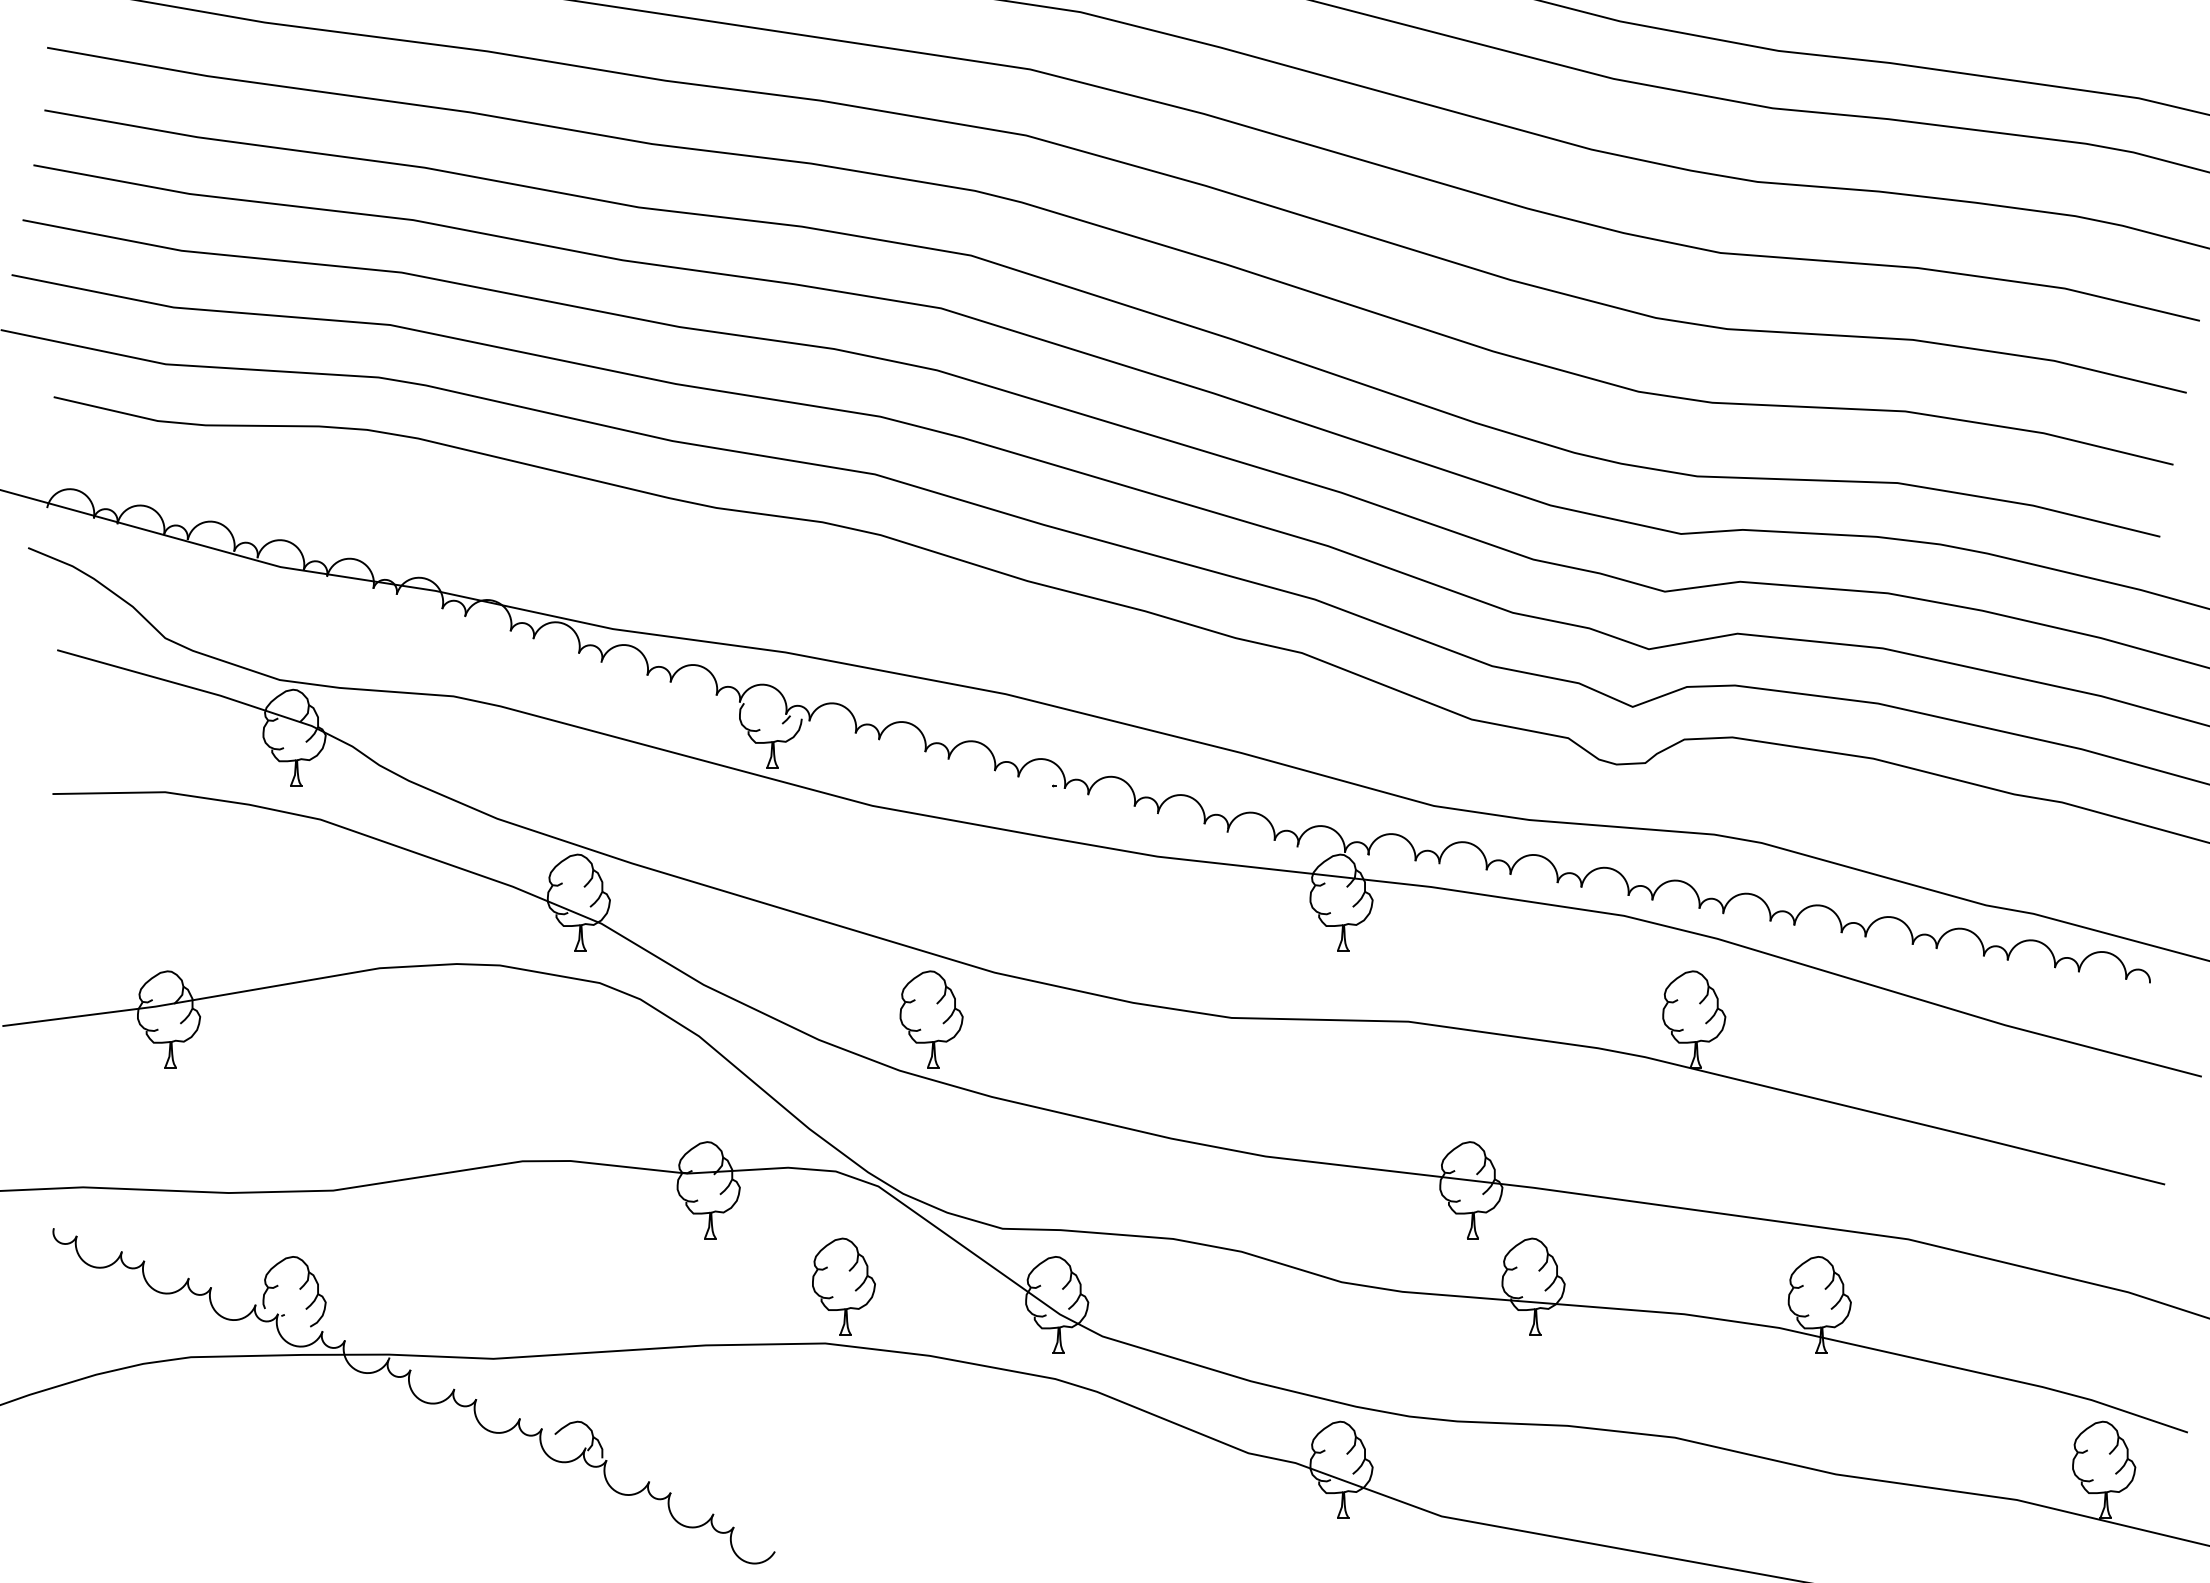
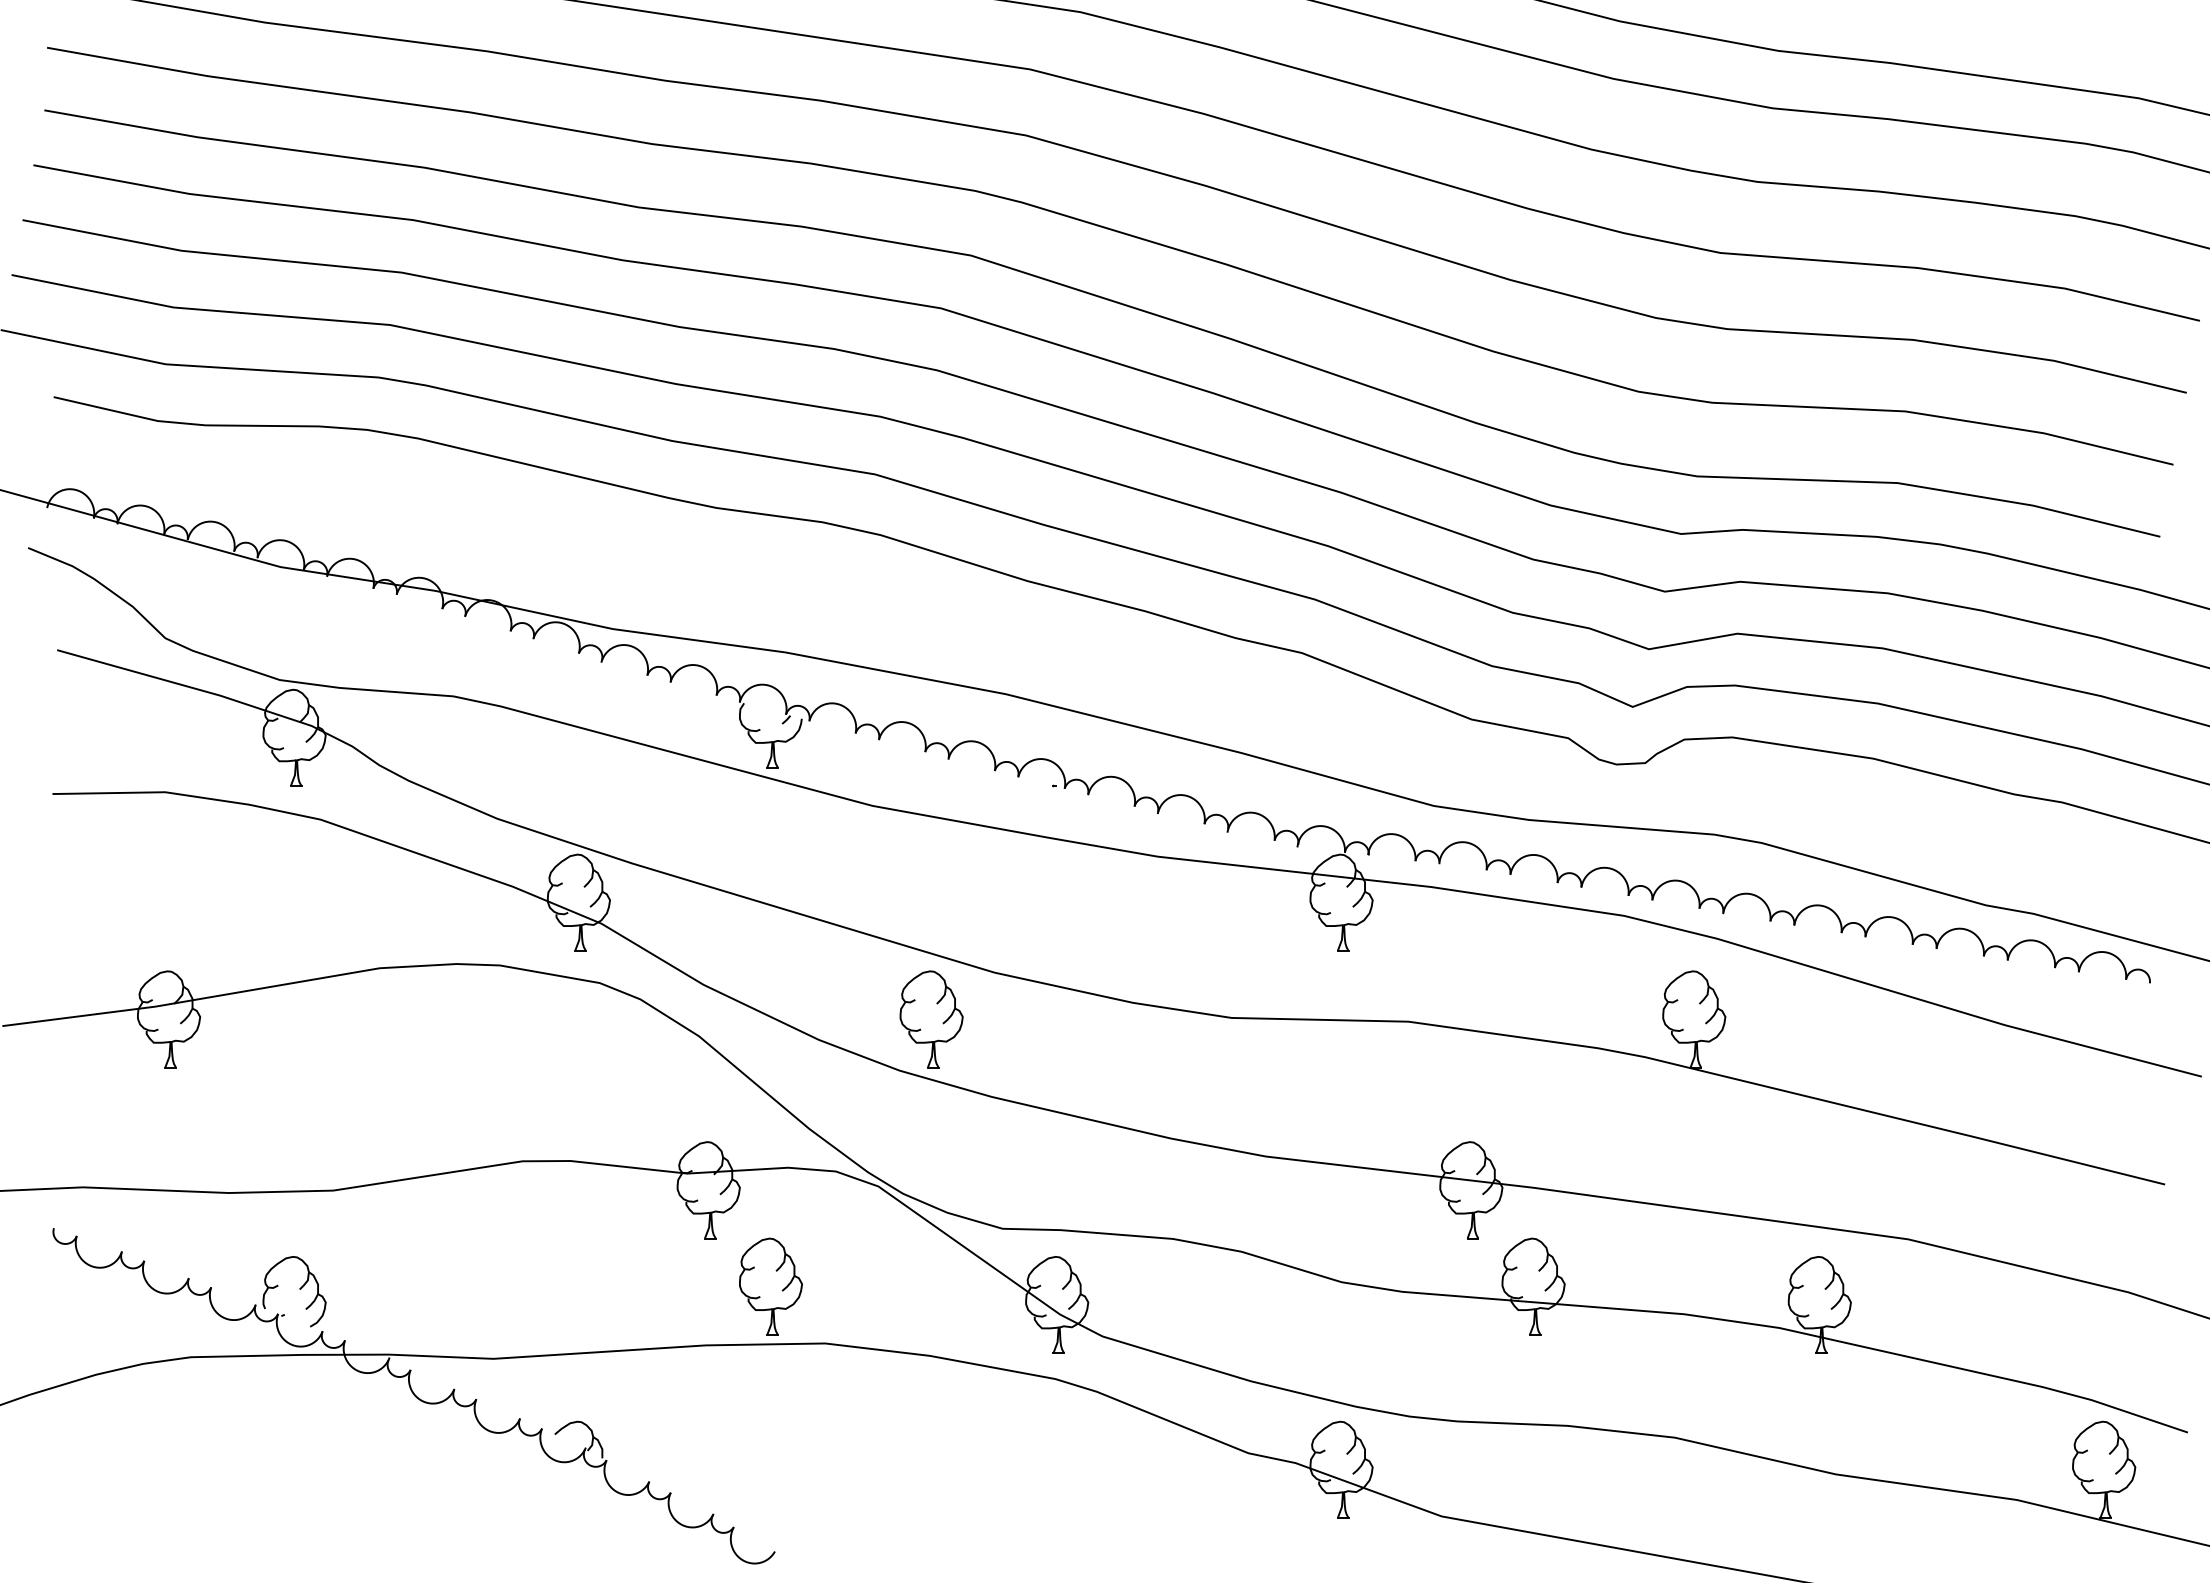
part position: (843, 1286) -> (770, 1286) (770, 1286)
